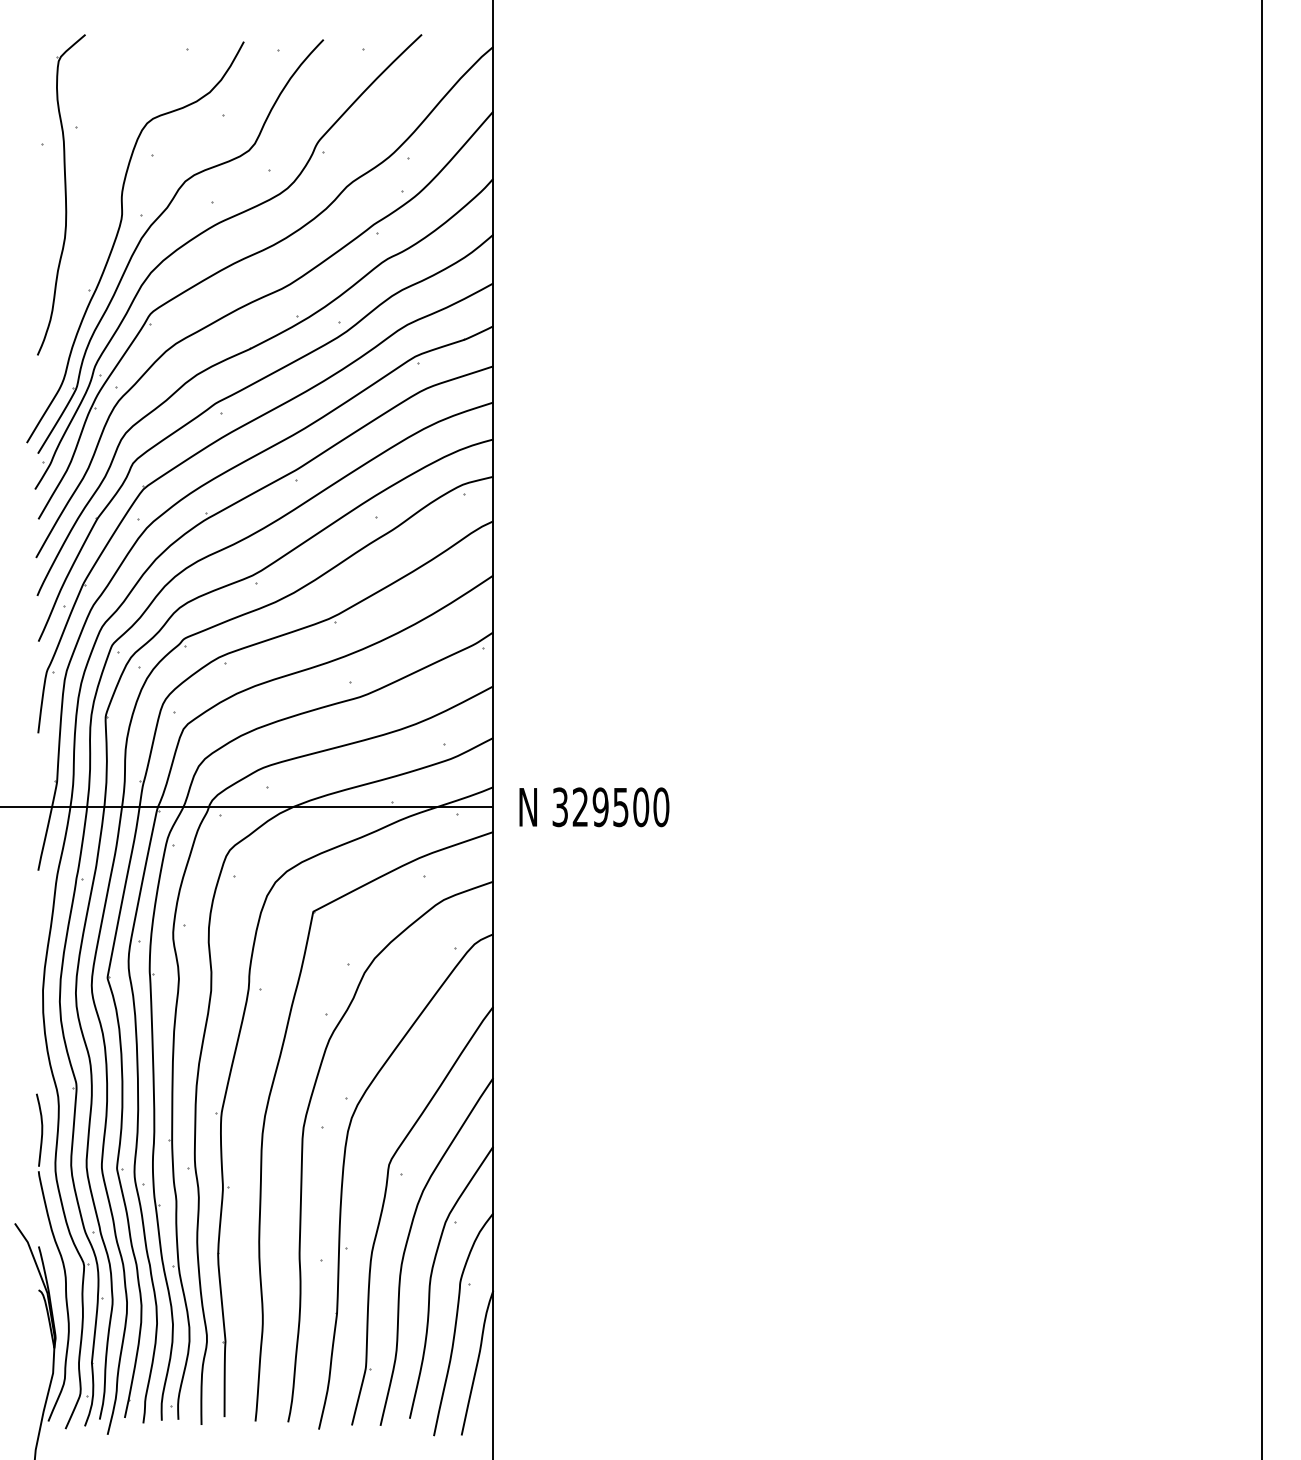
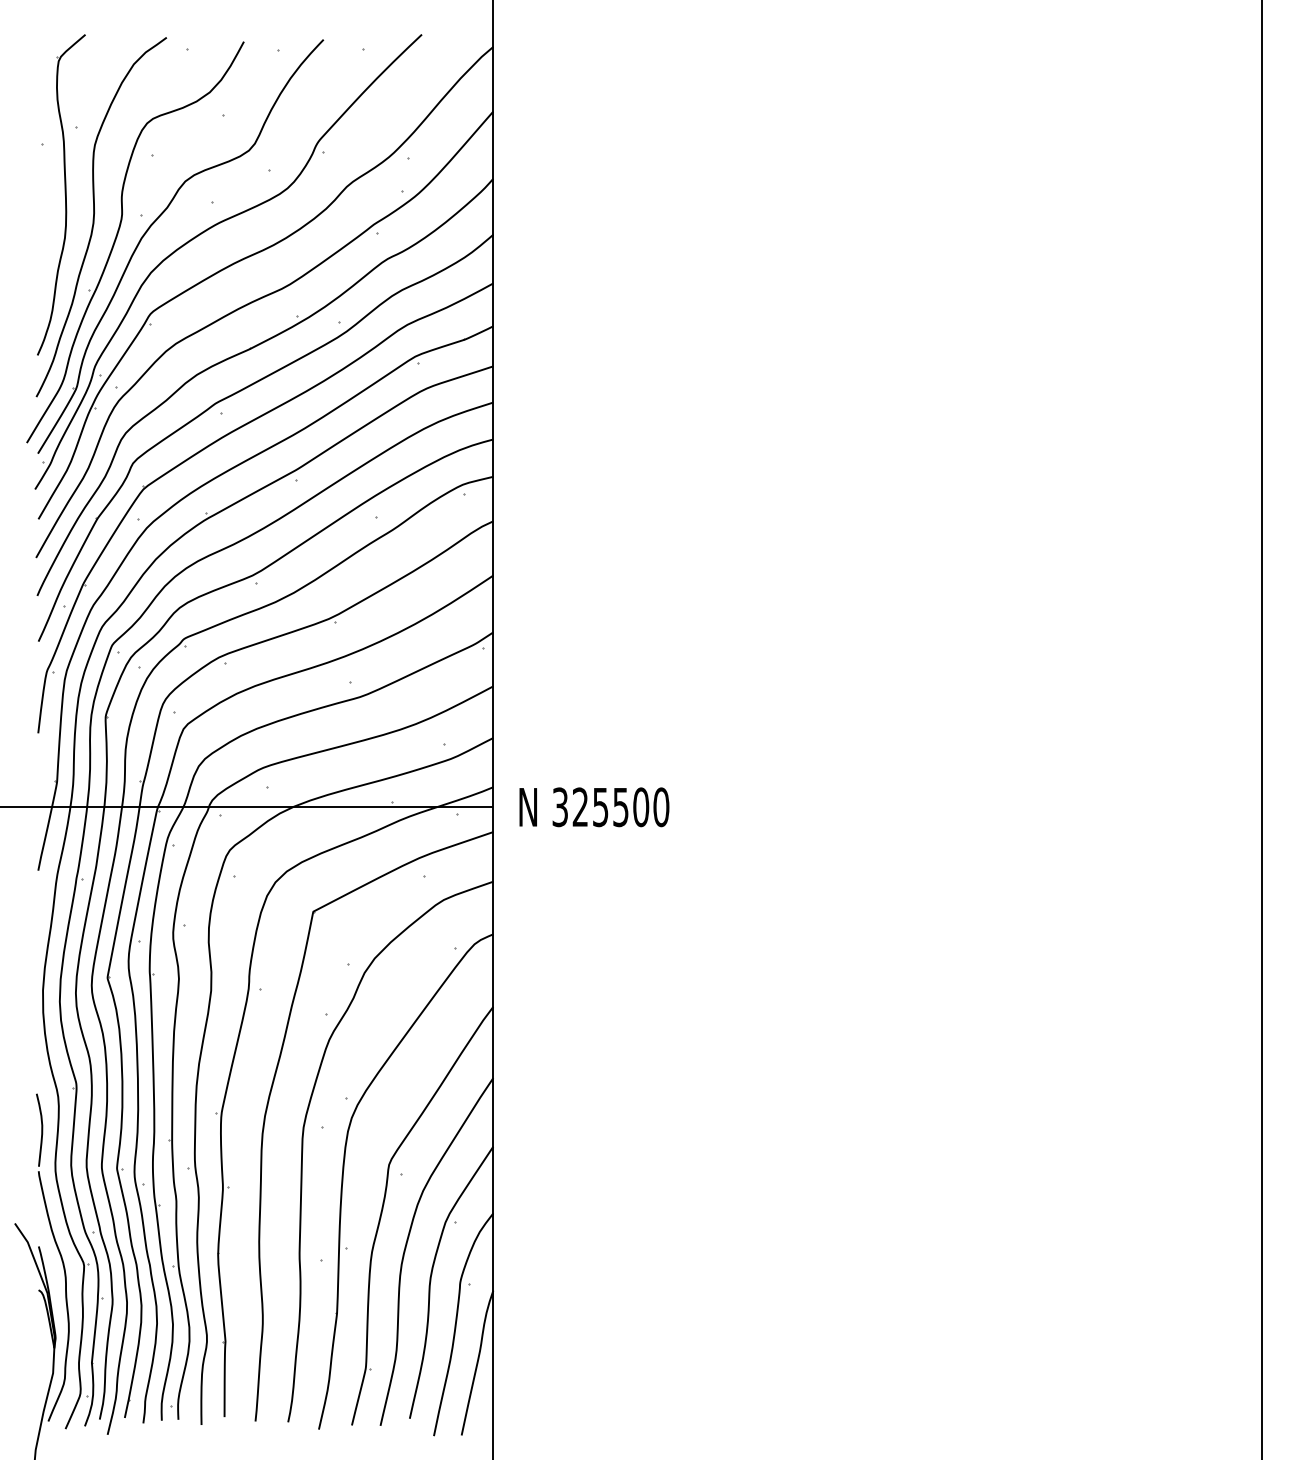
curve: none -> present (94, 217)
text: 329500 -> 325500 (600, 806)
